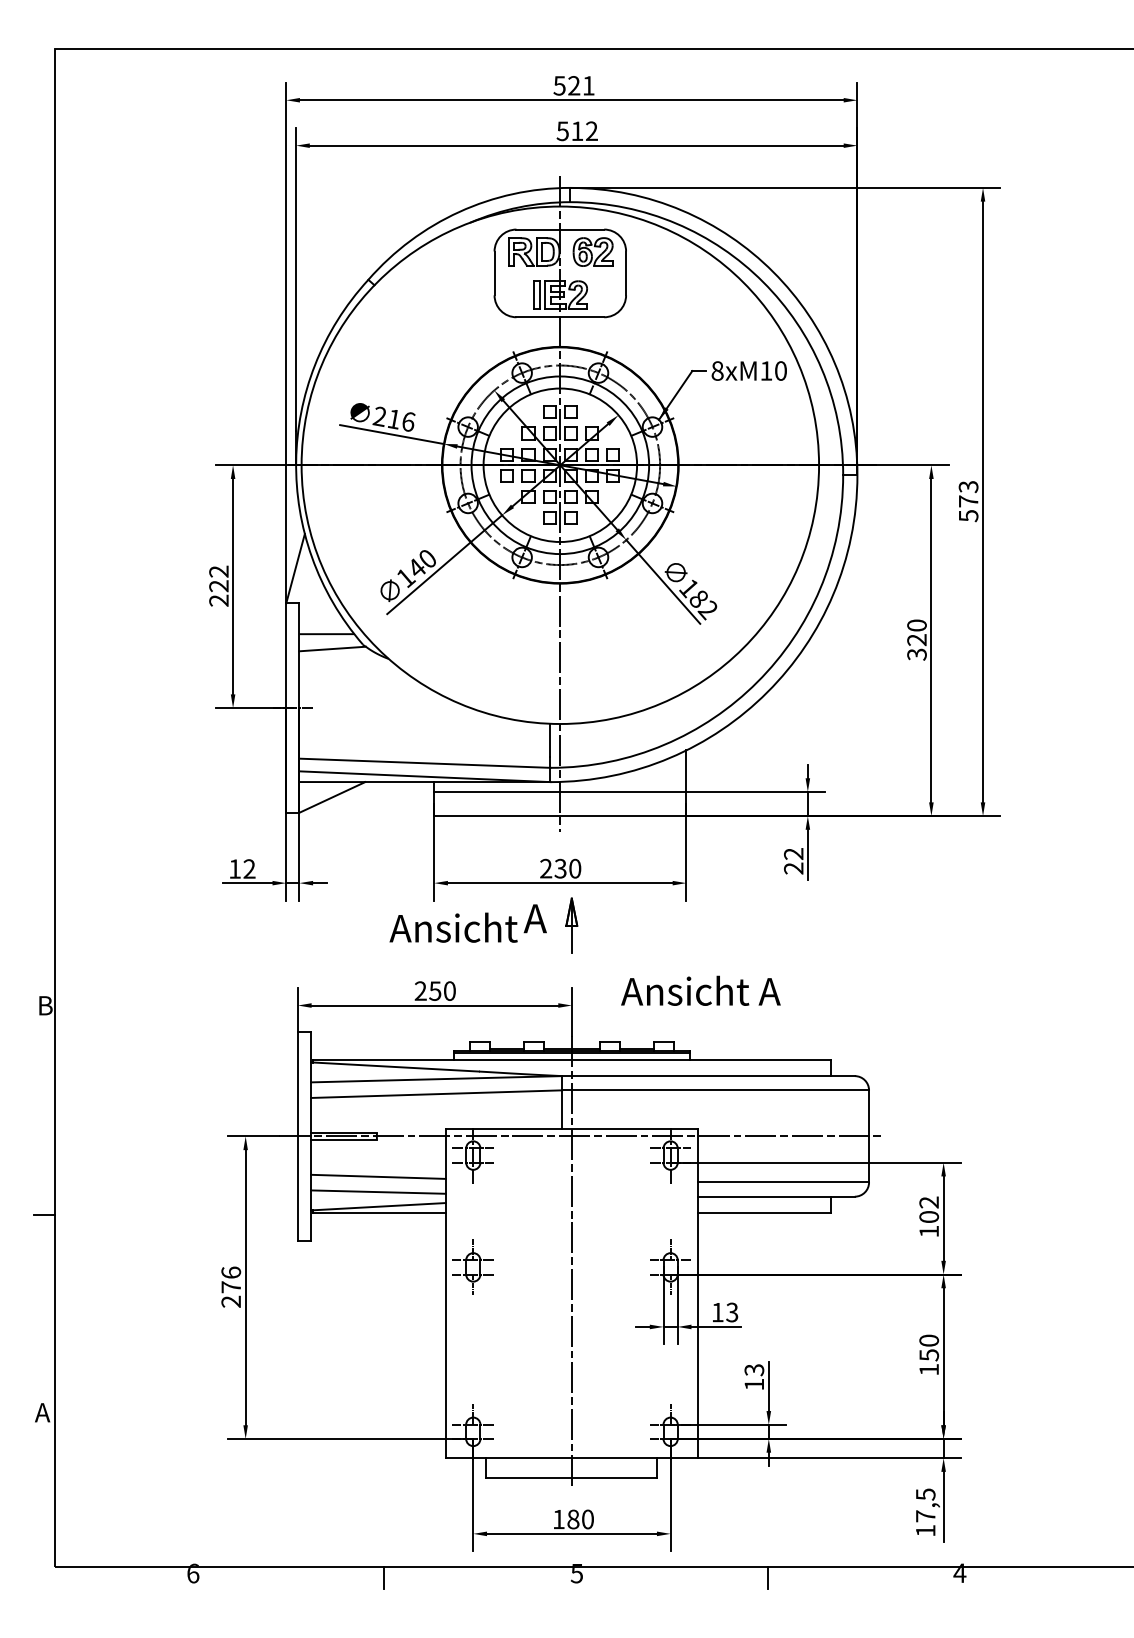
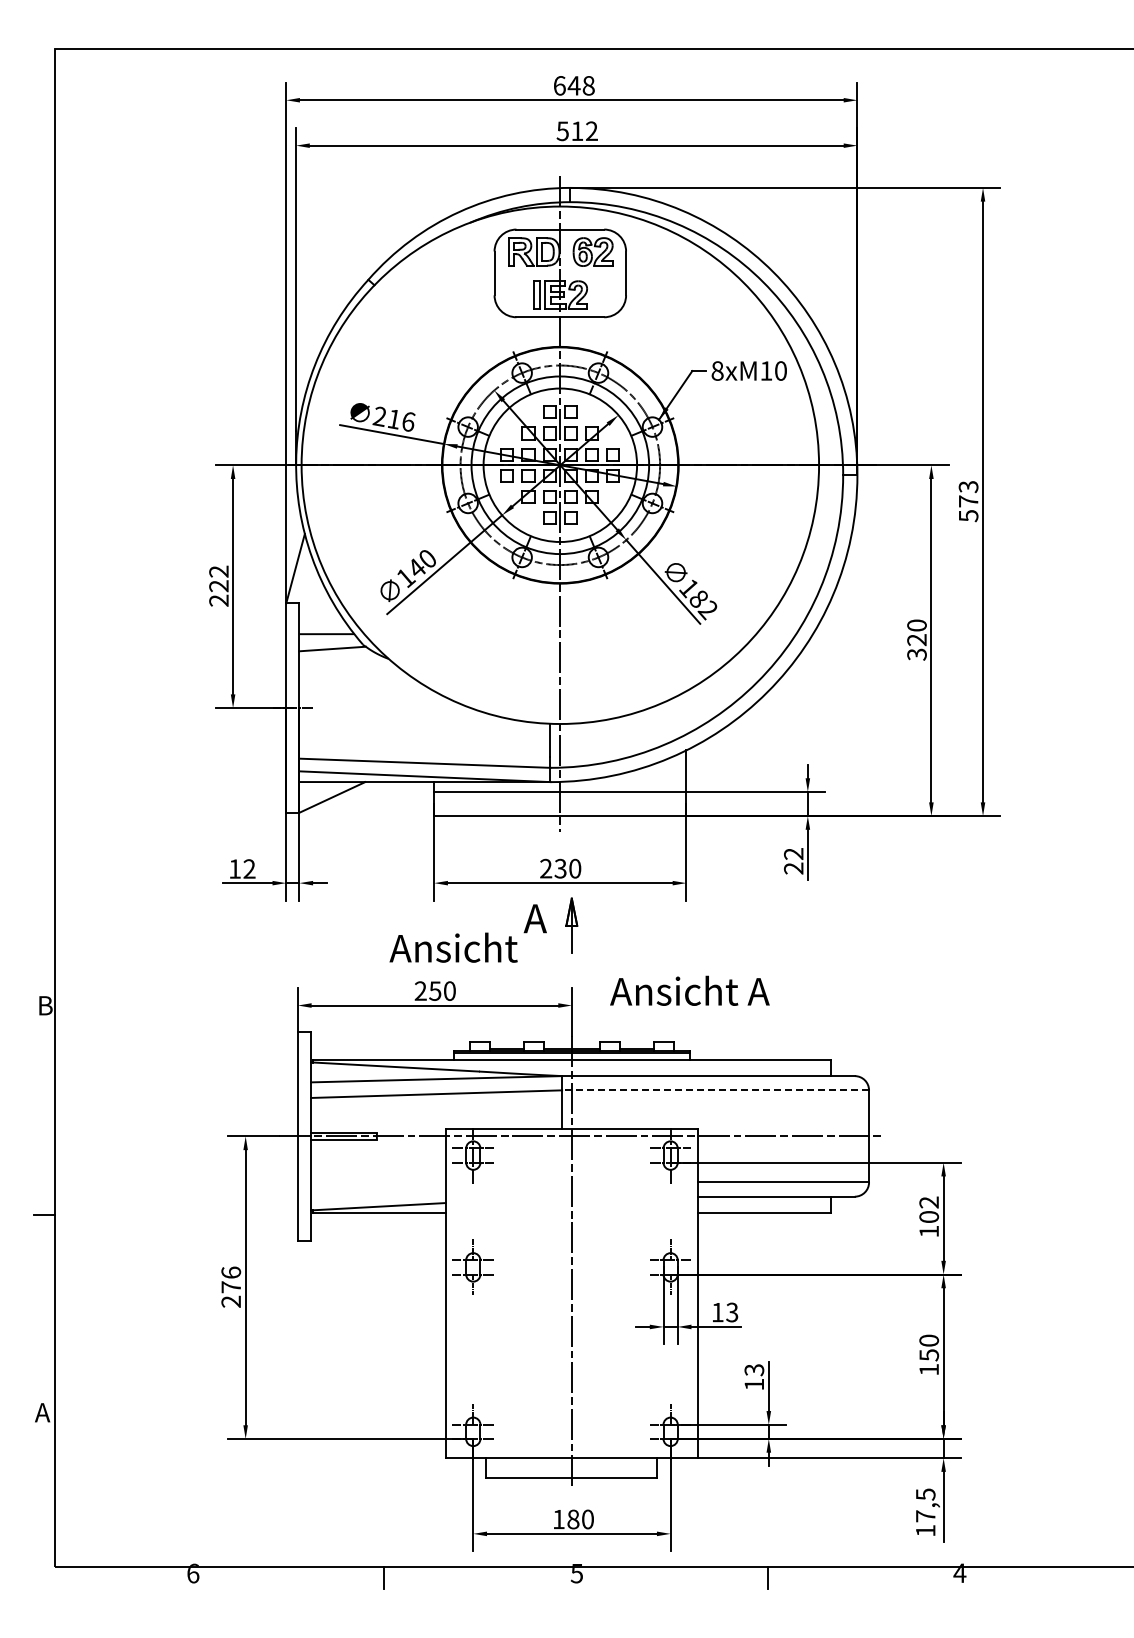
text: 521 -> 648 (573, 85)
text position: (453, 927) -> (453, 947) (453, 947)
text position: (700, 990) -> (689, 990) (689, 990)
line: solid -> dashed (715, 1090)
line: present -> none (378, 1176)
line: present -> none (378, 1191)
